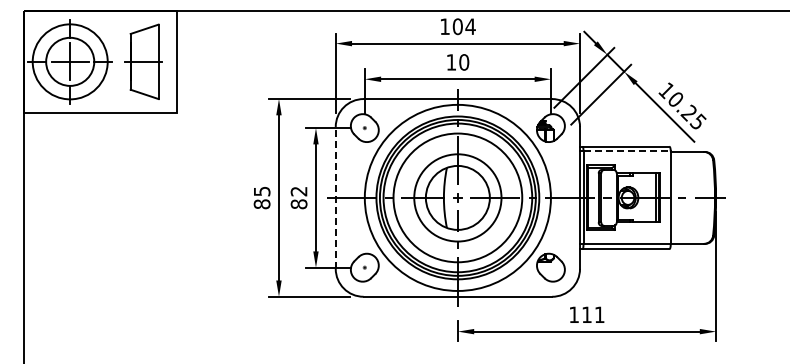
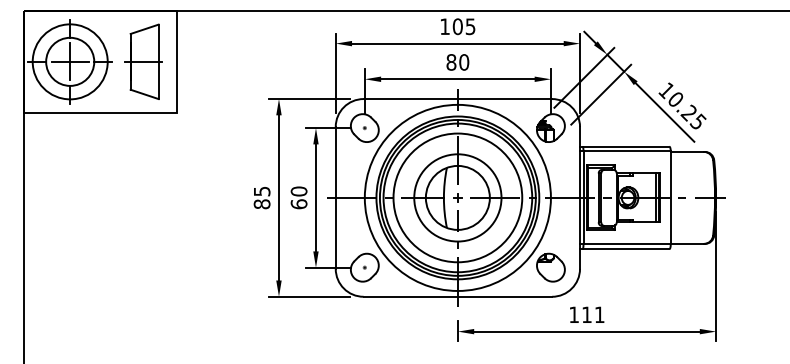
text: 104 -> 105 (470, 26)
text: 10 -> 80 (451, 62)
line: dashed -> solid (627, 151)
text: 82 -> 60 (298, 197)
line: dashed -> solid (335, 197)
